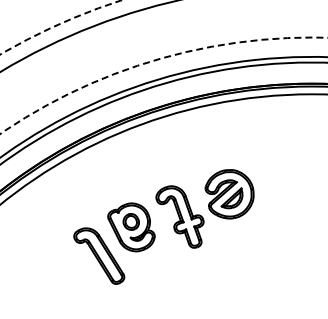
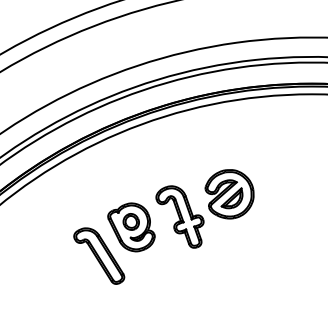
arc: dashed -> solid (61, 23)
arc: dashed -> solid (153, 60)
